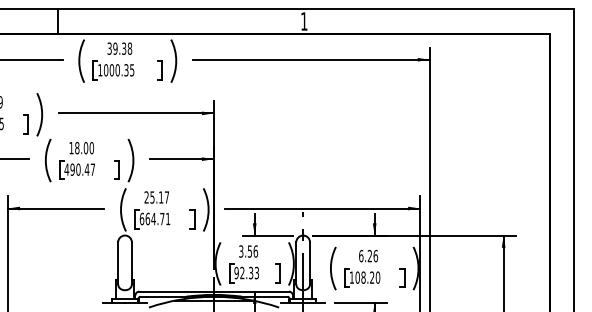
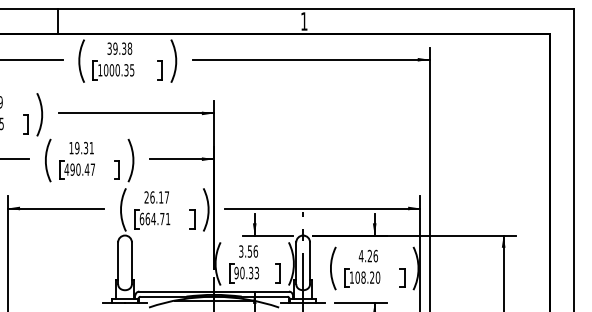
text: 18.00 -> 19.31 (84, 148)
text: 25.17 -> 26.17 (152, 197)
text: 6.26 -> 4.26 (360, 255)
text: 92.33 -> 90.33 (242, 273)
